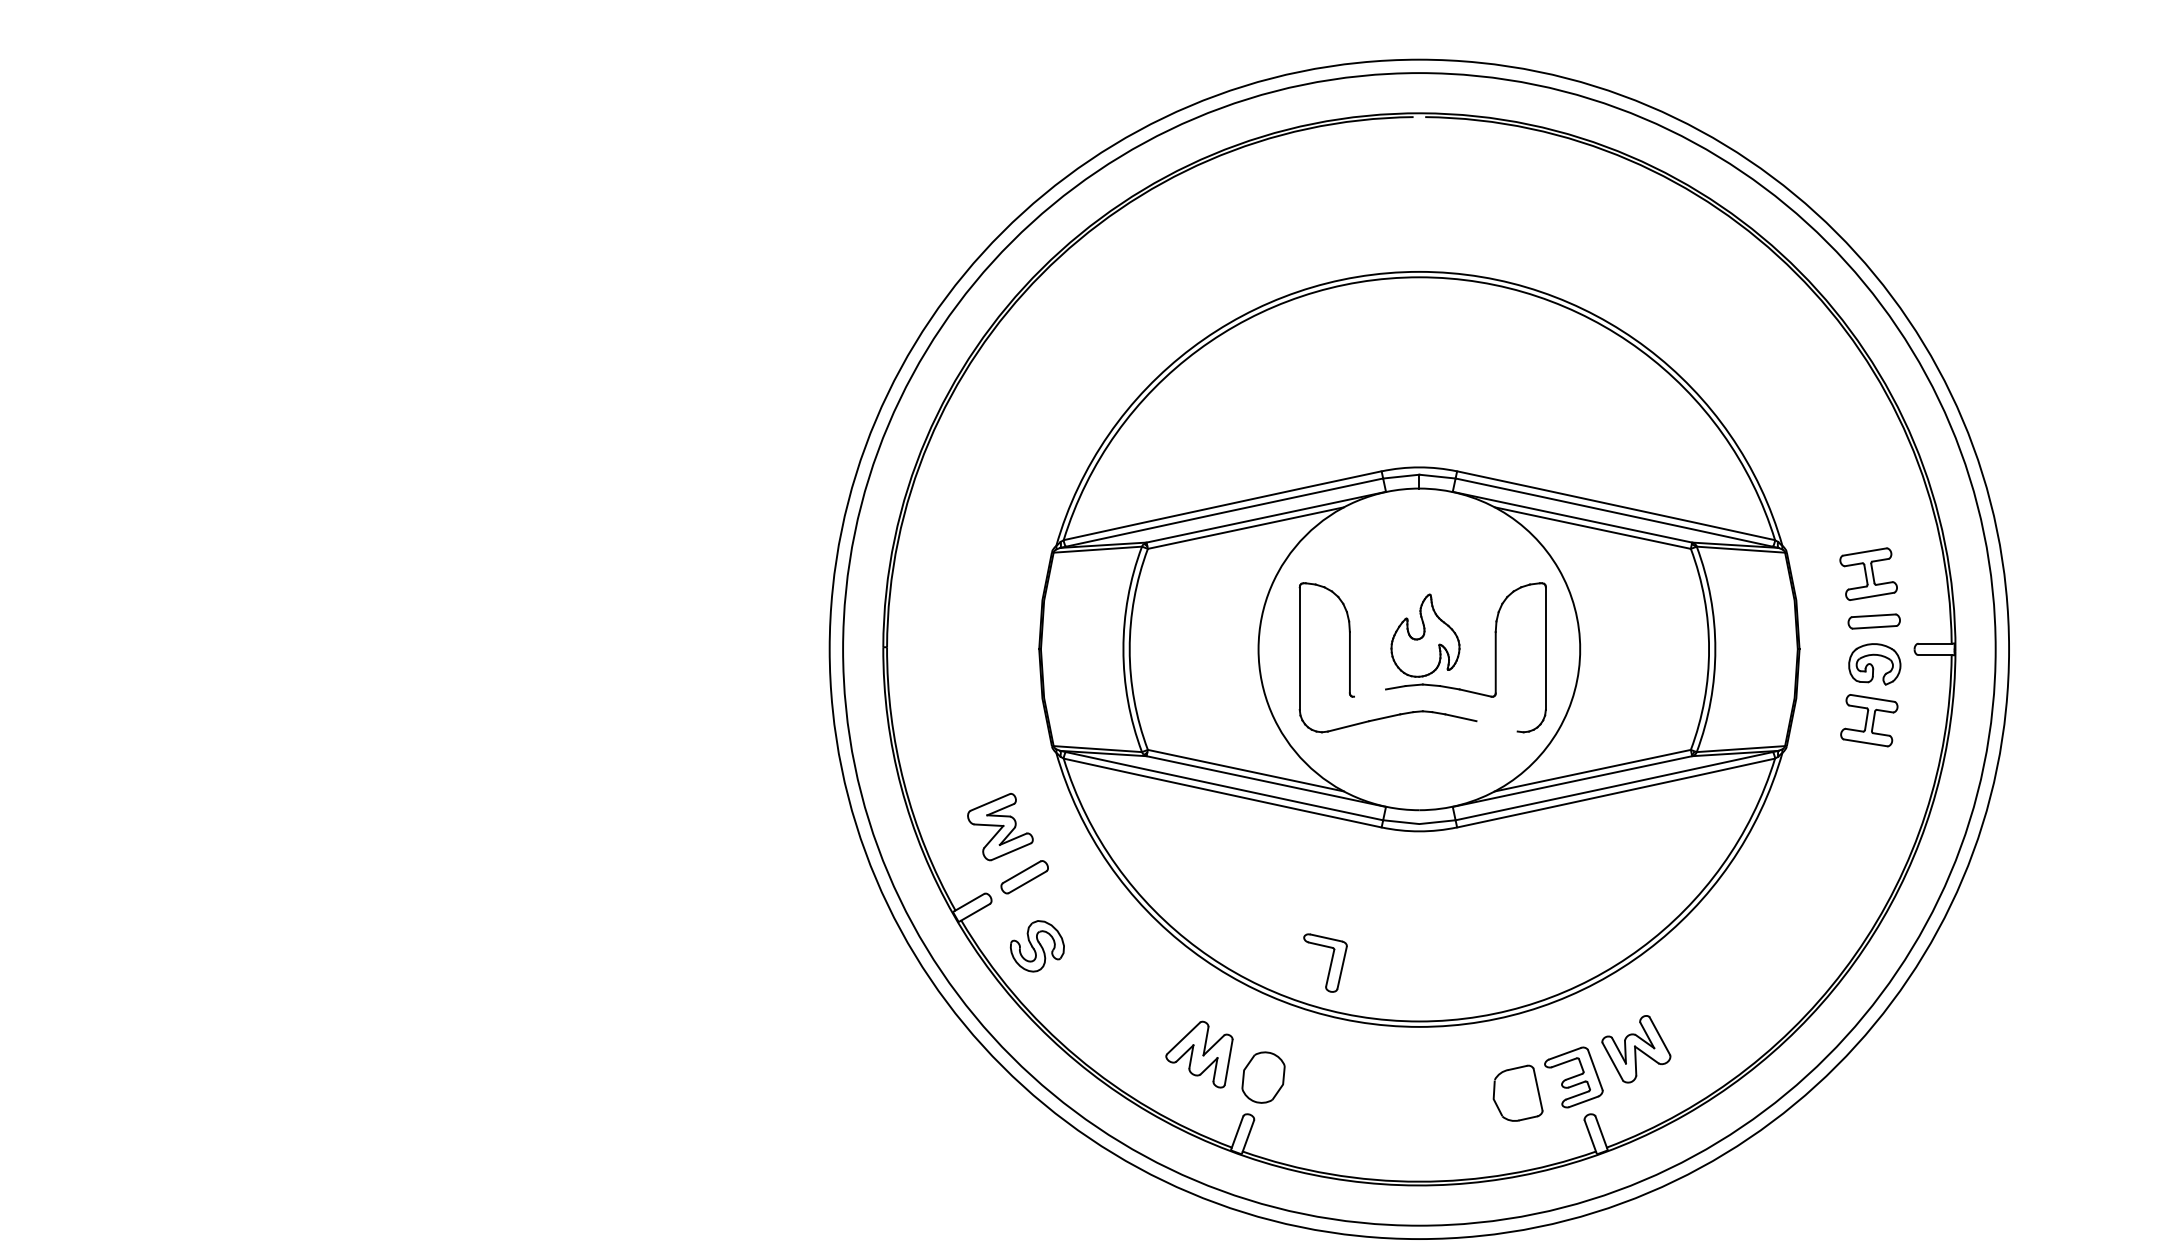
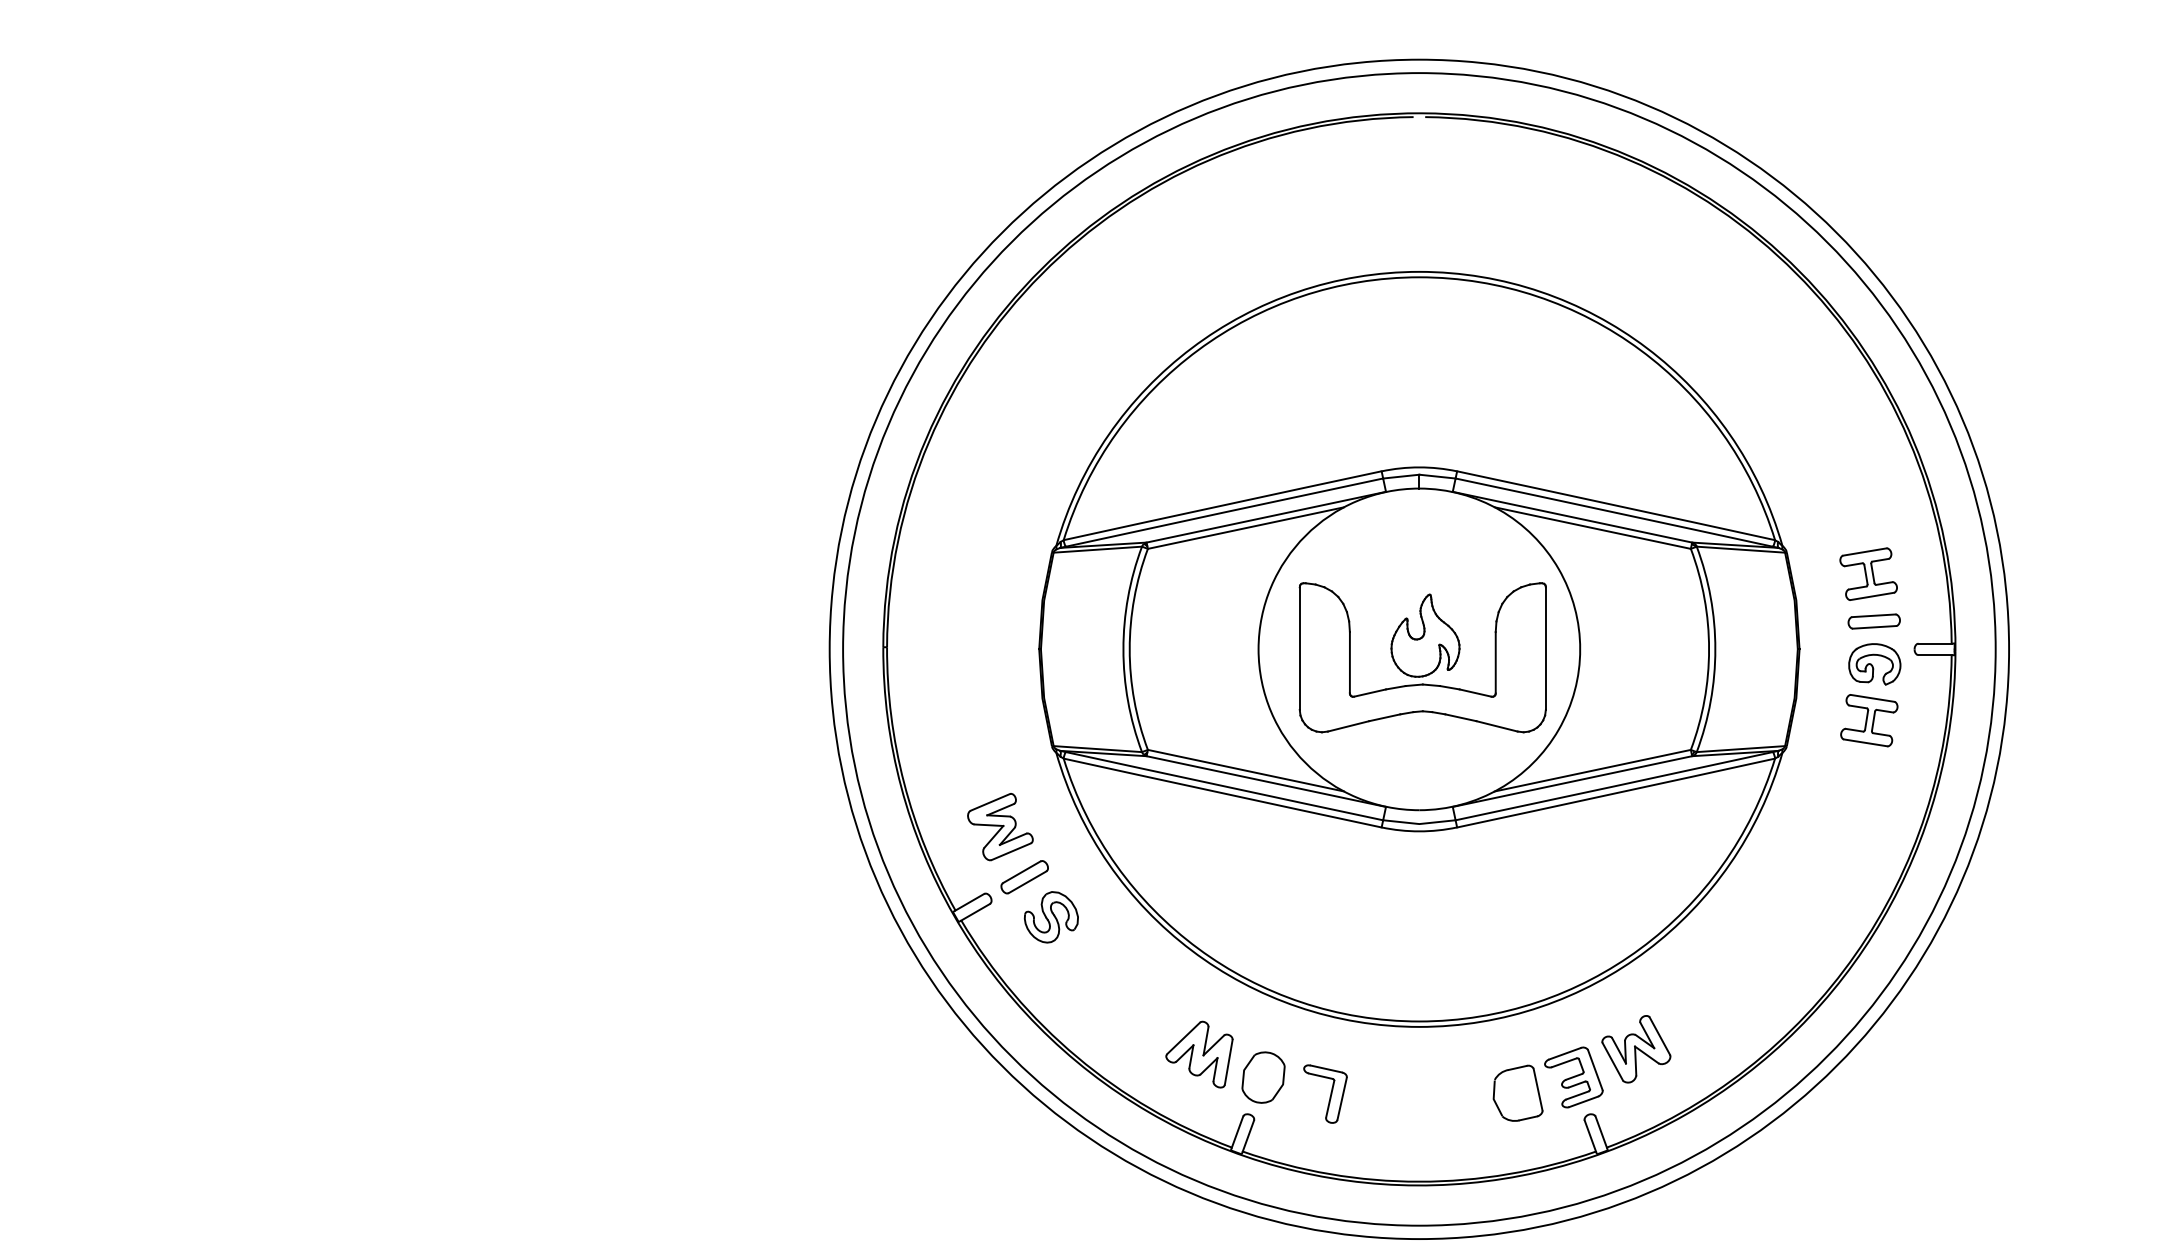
line: none -> present (1370, 692)
line: none -> present (1496, 726)
part position: (1036, 946) -> (1050, 917) (1050, 917)
part position: (1325, 962) -> (1325, 1093) (1325, 1093)
